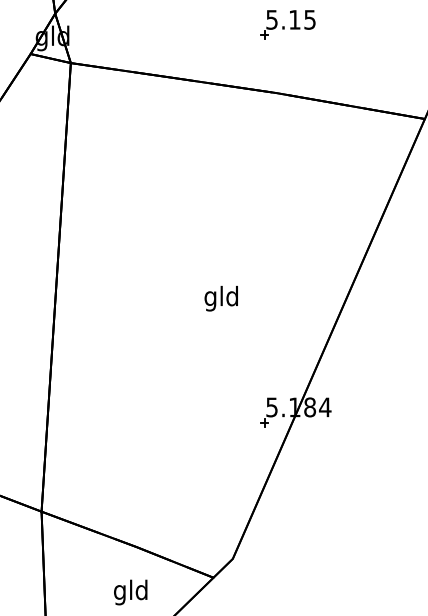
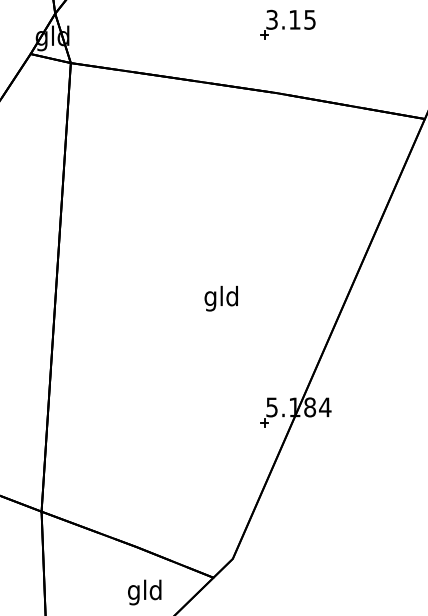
text: 5.15 -> 3.15 (271, 19)
text position: (130, 592) -> (144, 592) (144, 592)
